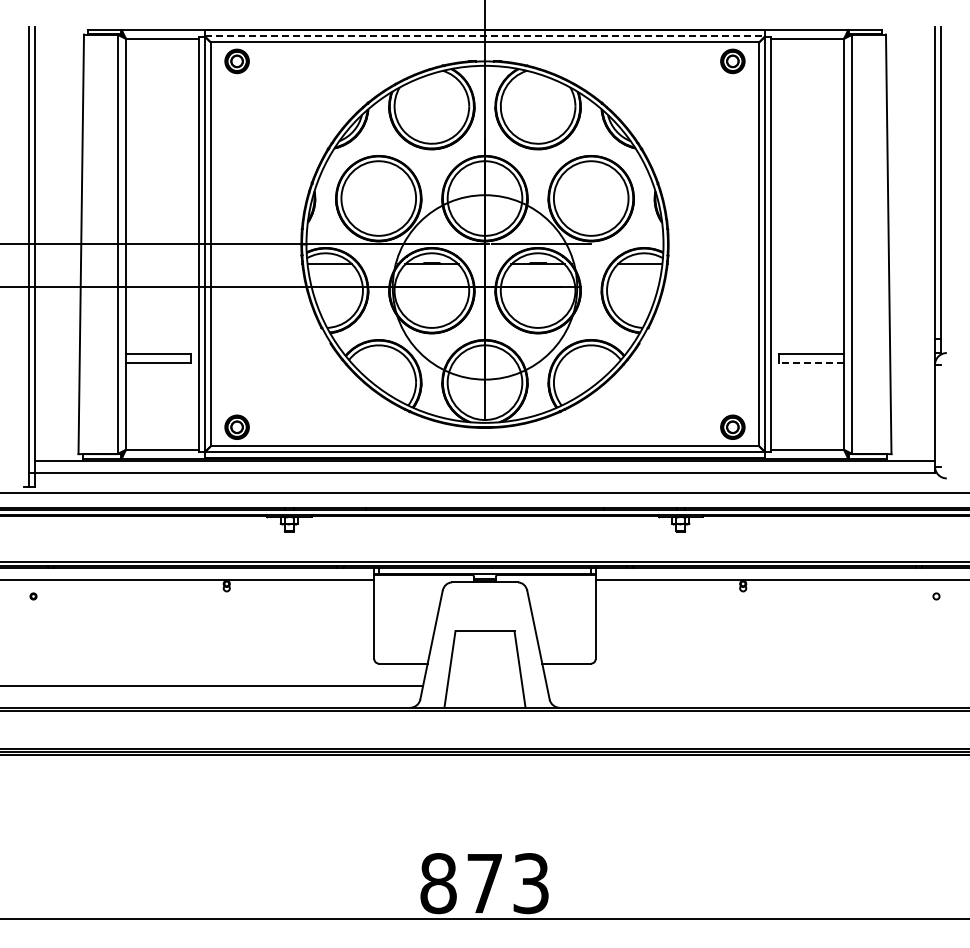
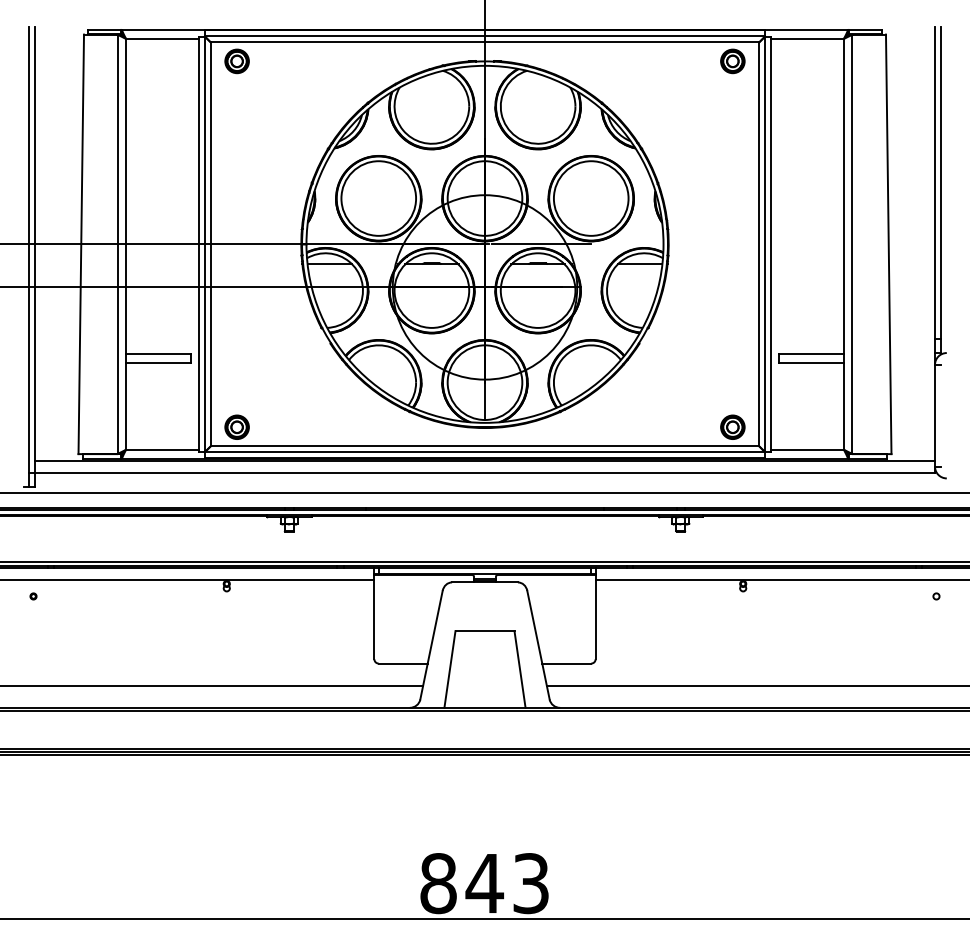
line: dashed -> solid (485, 36)
line: dashed -> solid (811, 362)
line: none -> present (756, 685)
text: 873 -> 843 (484, 883)
